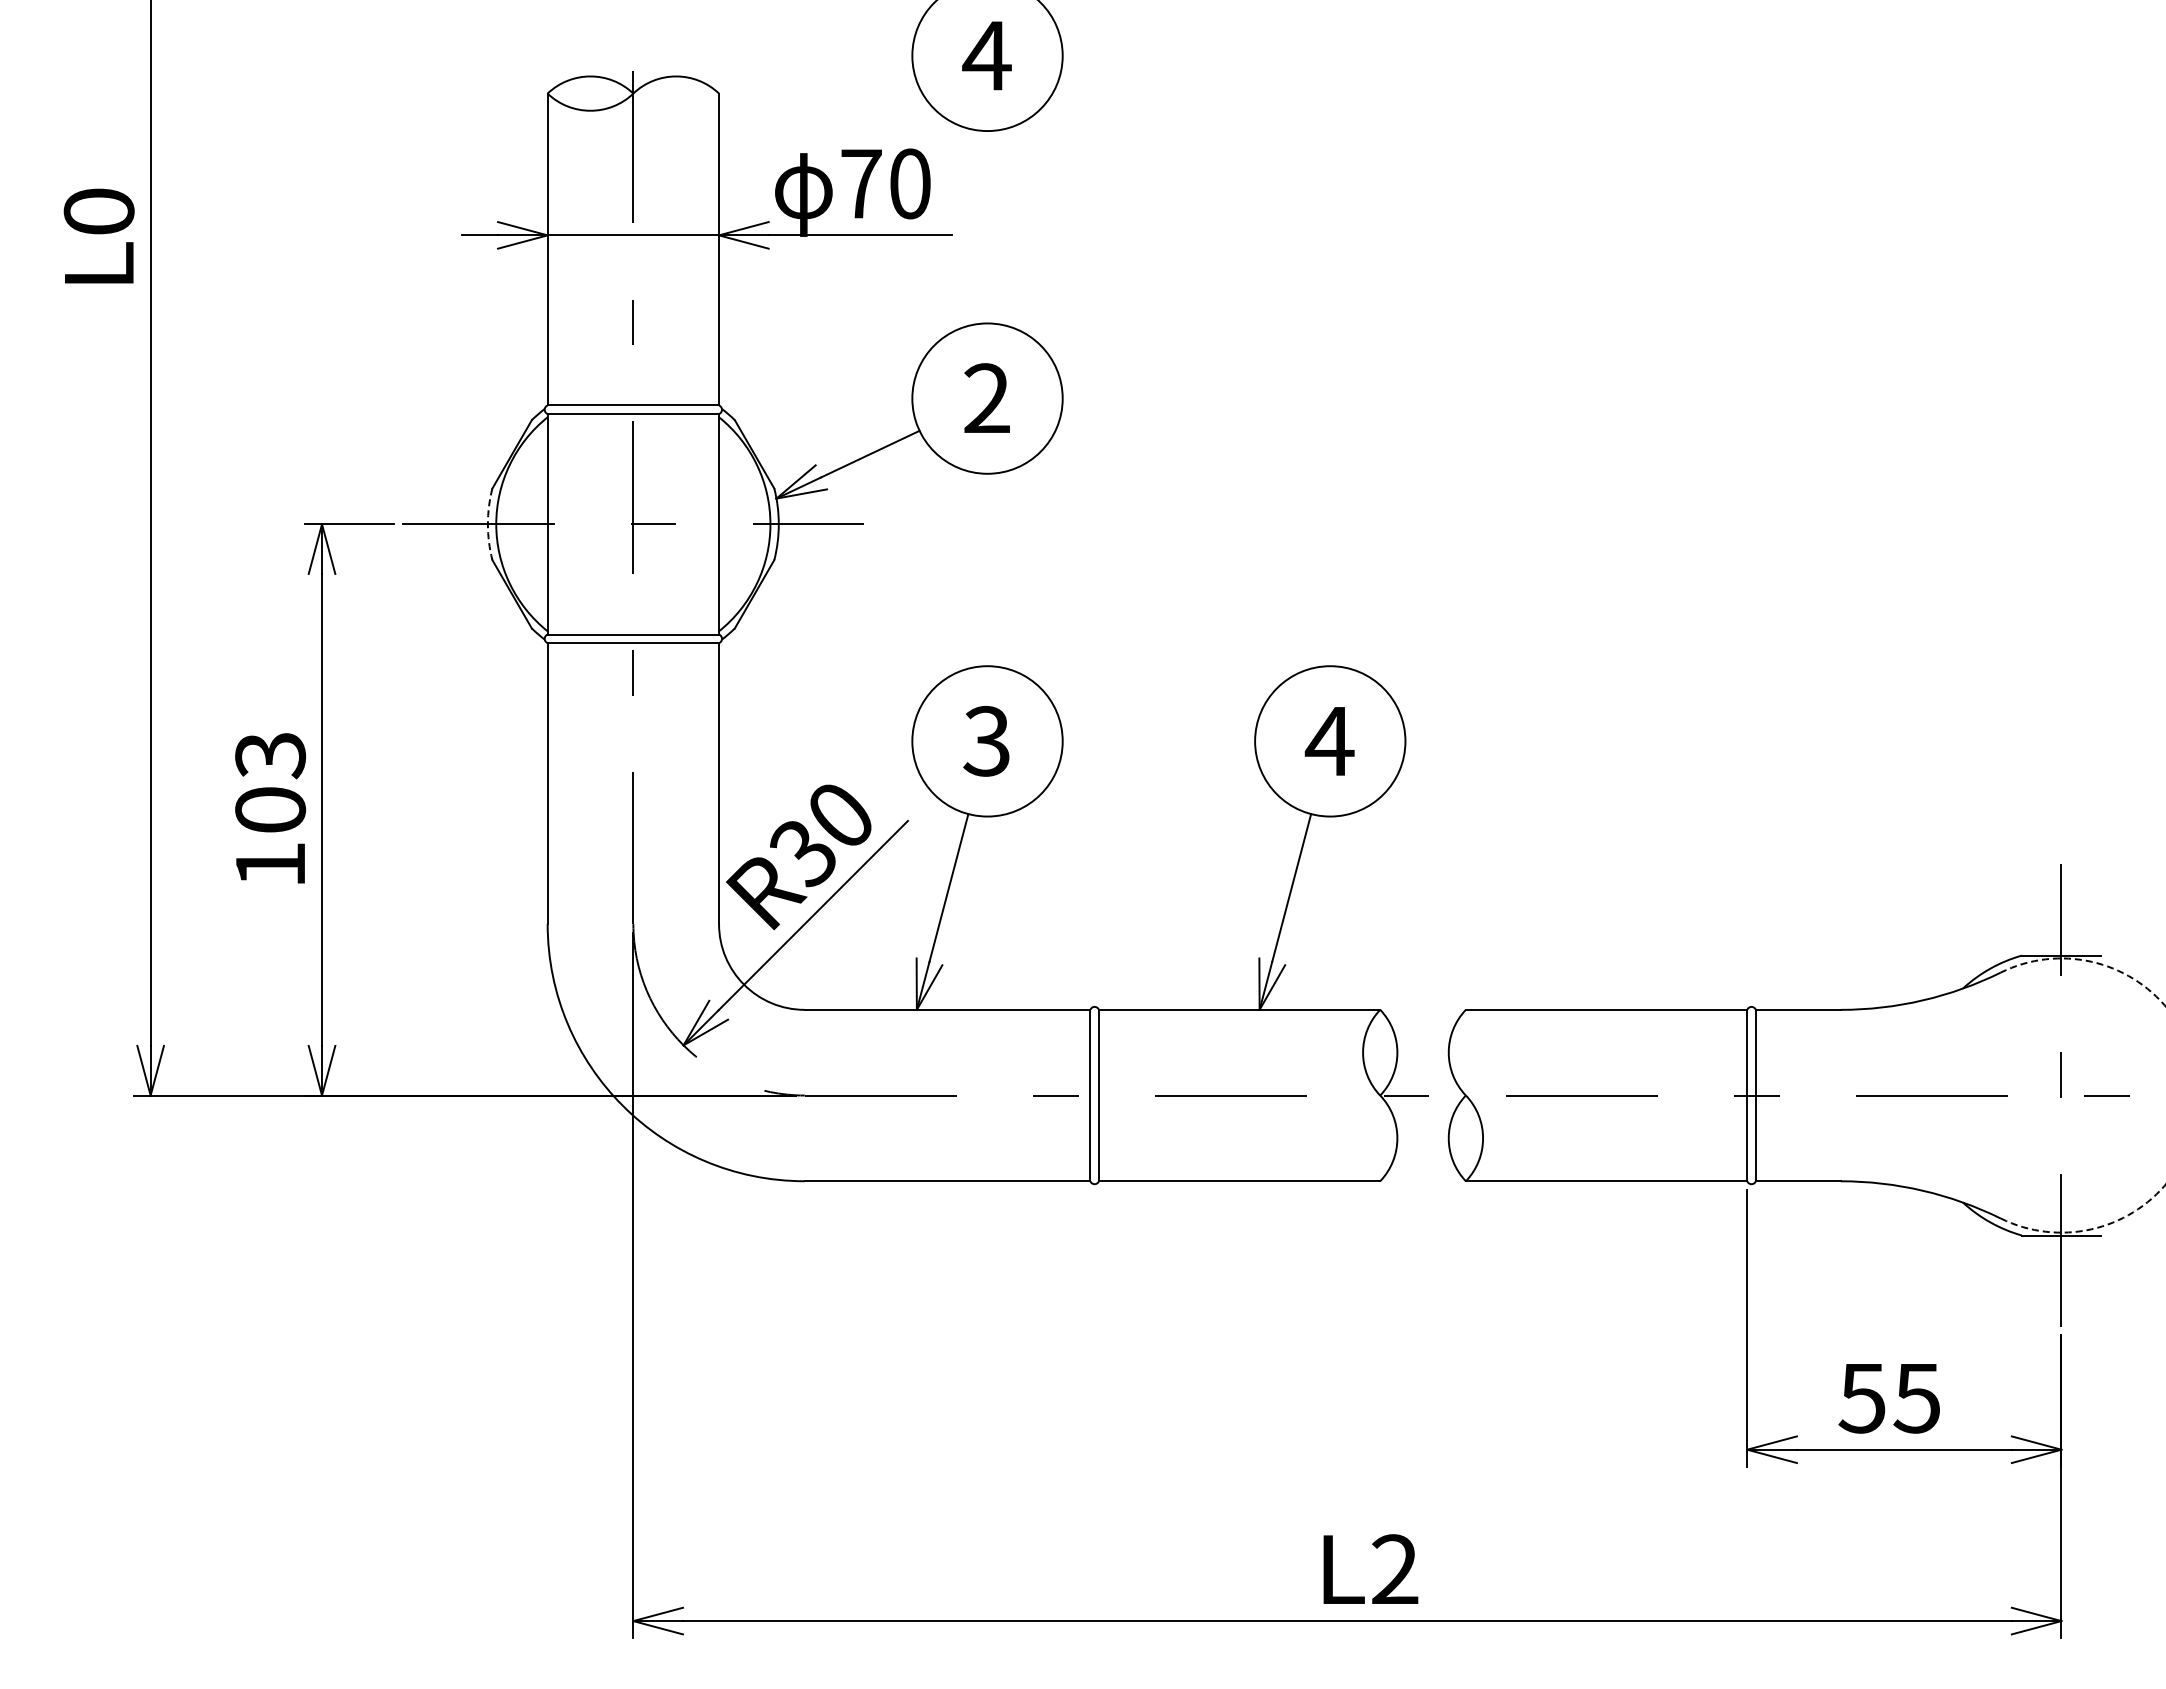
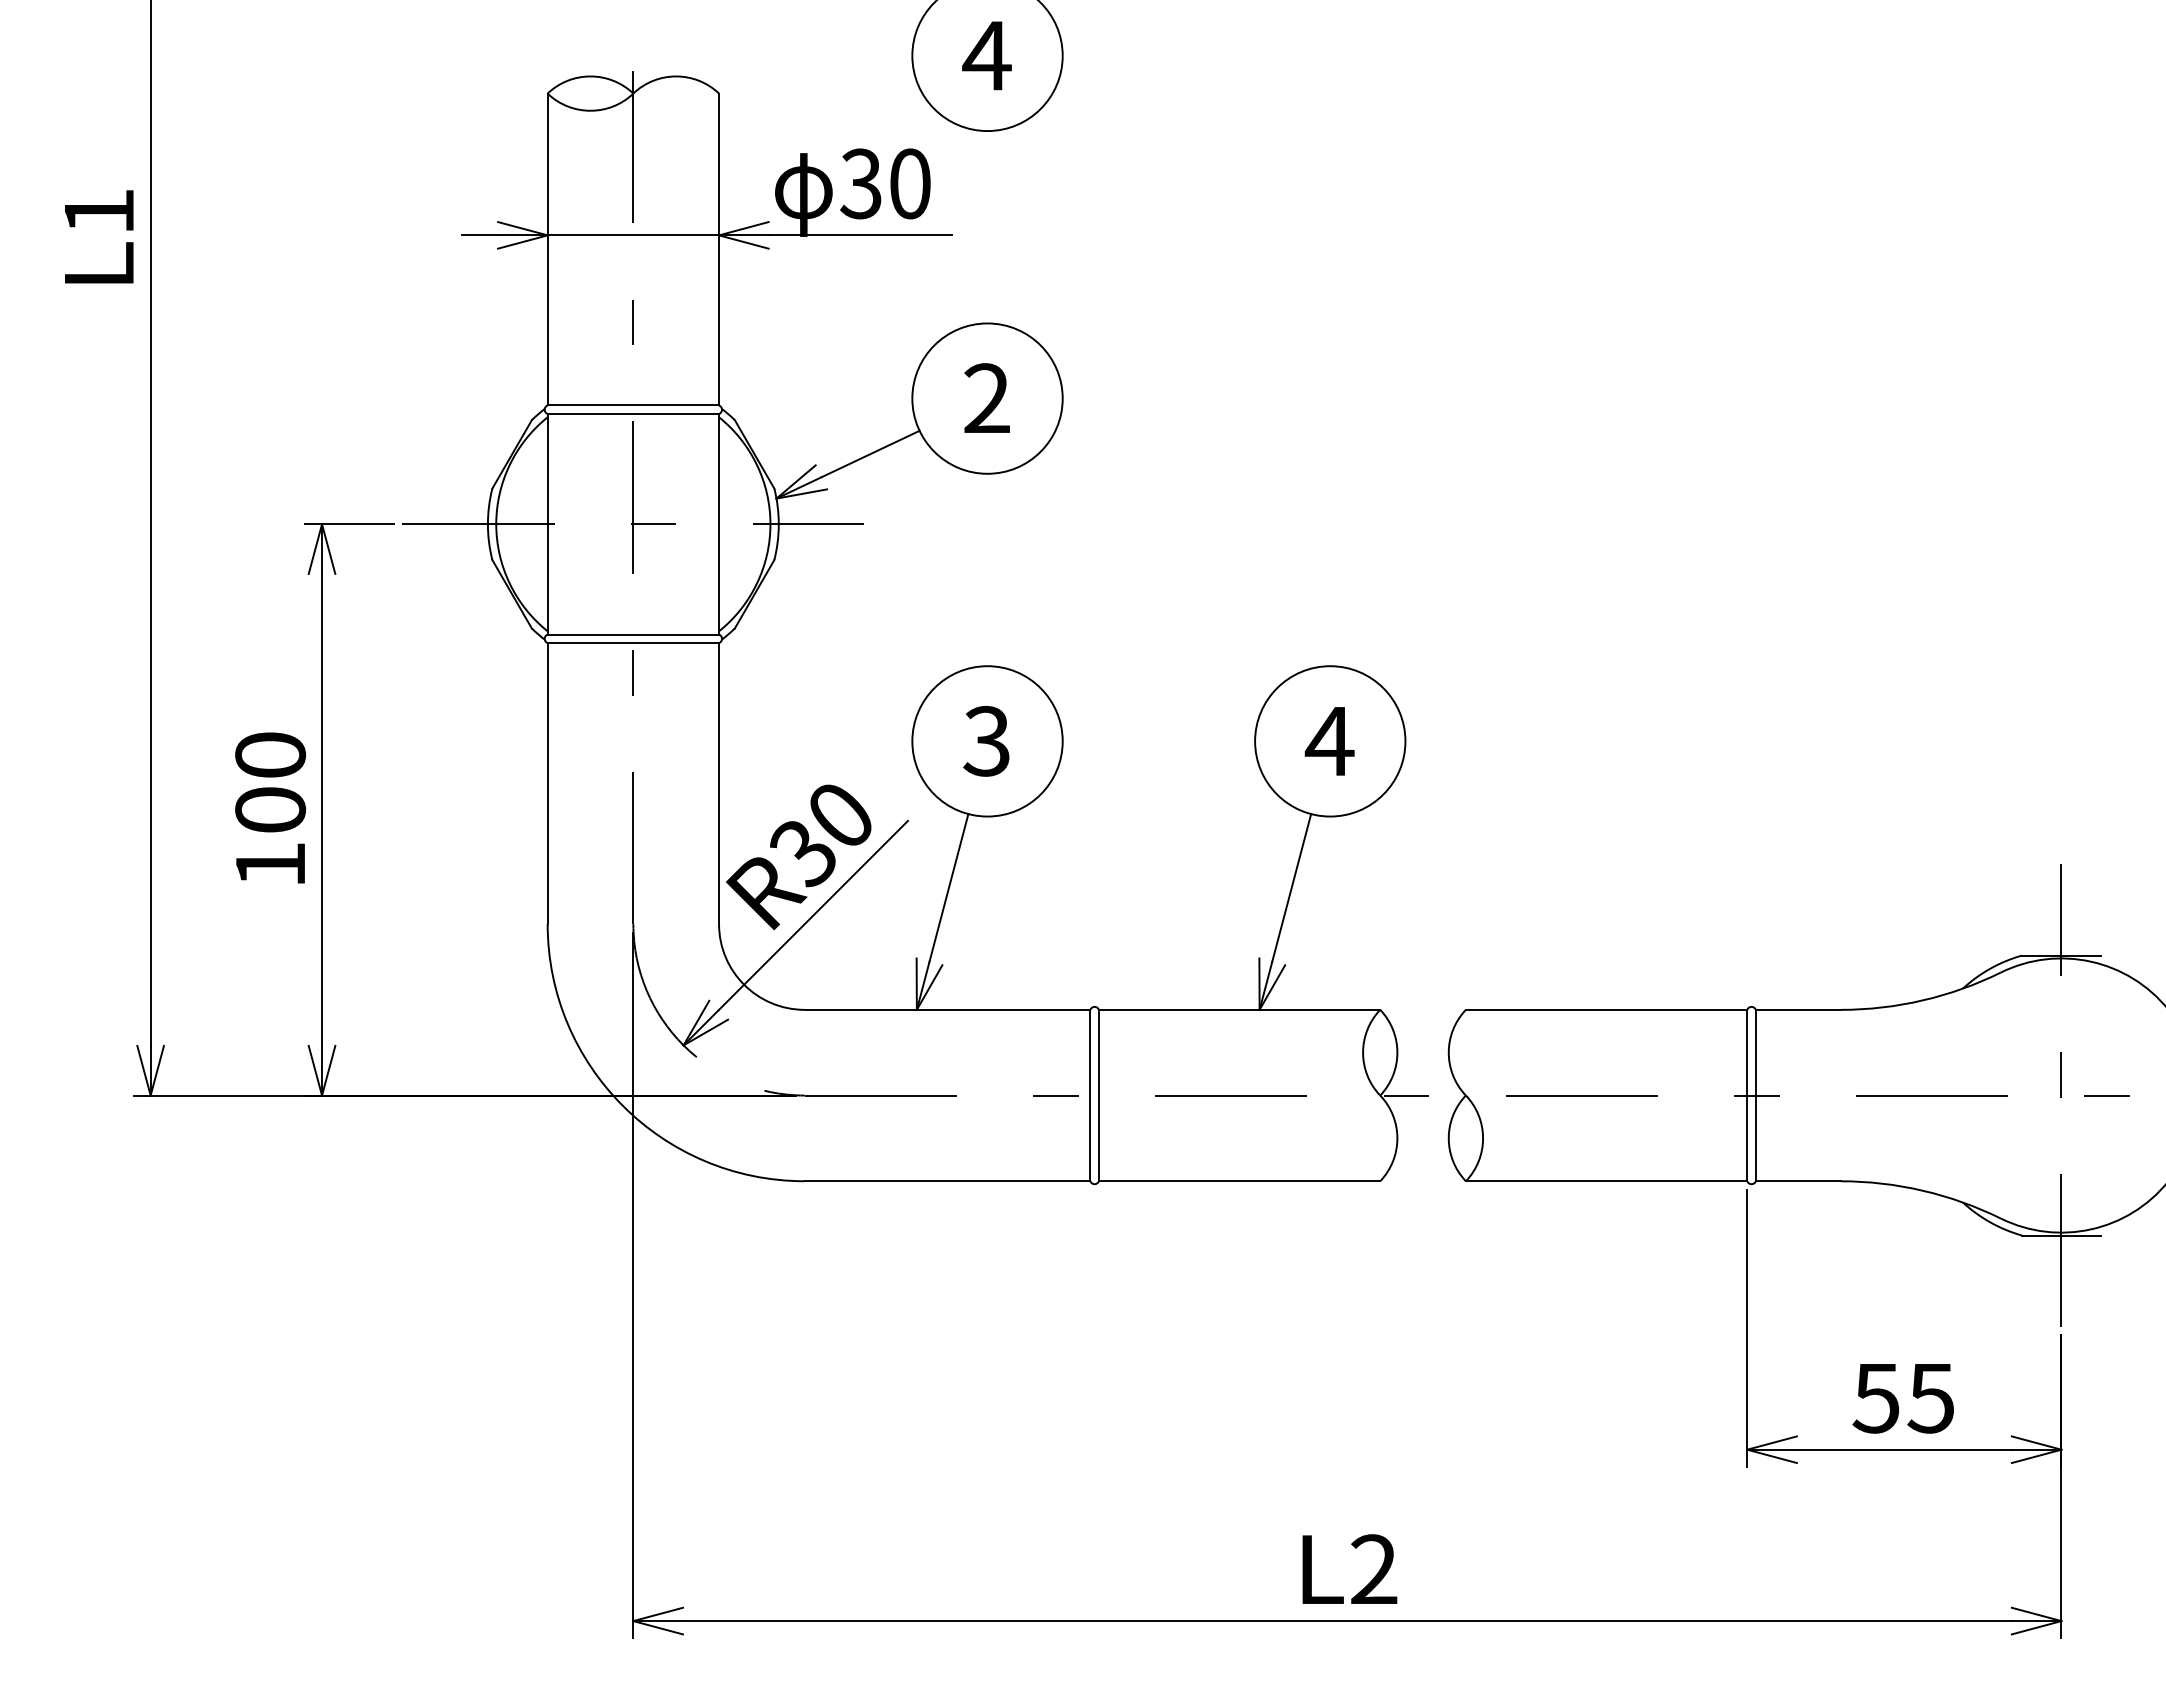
text: 70 -> 30 (860, 183)
text: L0 -> L1 (98, 211)
arc: dashed -> solid (487, 524)
text: 103 -> 100 (270, 755)
arc: dashed -> solid (2165, 1006)
text position: (1888, 1398) -> (1902, 1398) (1902, 1398)
text position: (1370, 1568) -> (1349, 1568) (1349, 1568)
